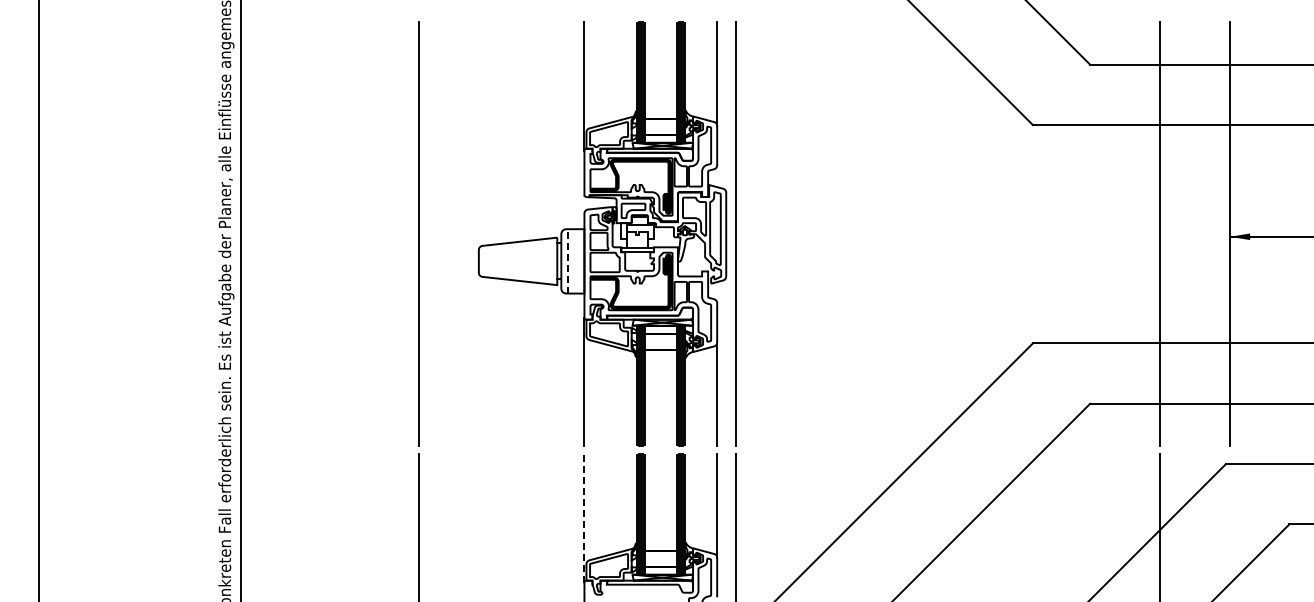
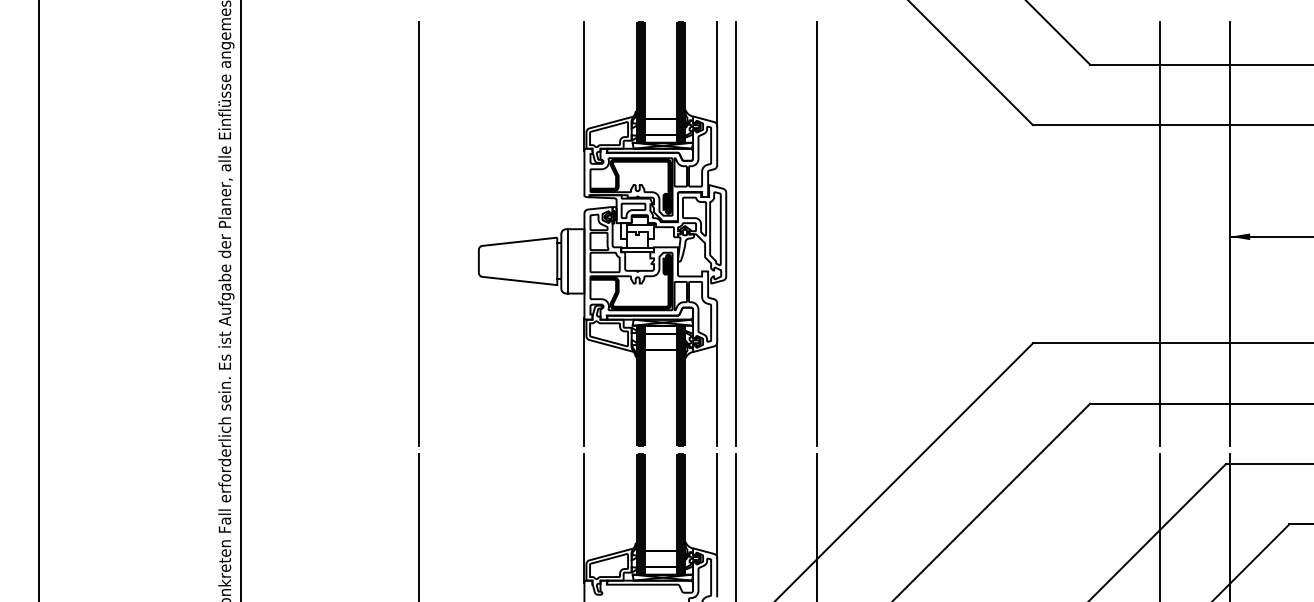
line: none -> present (816, 234)
line: dashed -> solid (568, 260)
line: dashed -> solid (584, 517)
line: none -> present (816, 526)
line: none -> present (1230, 526)
